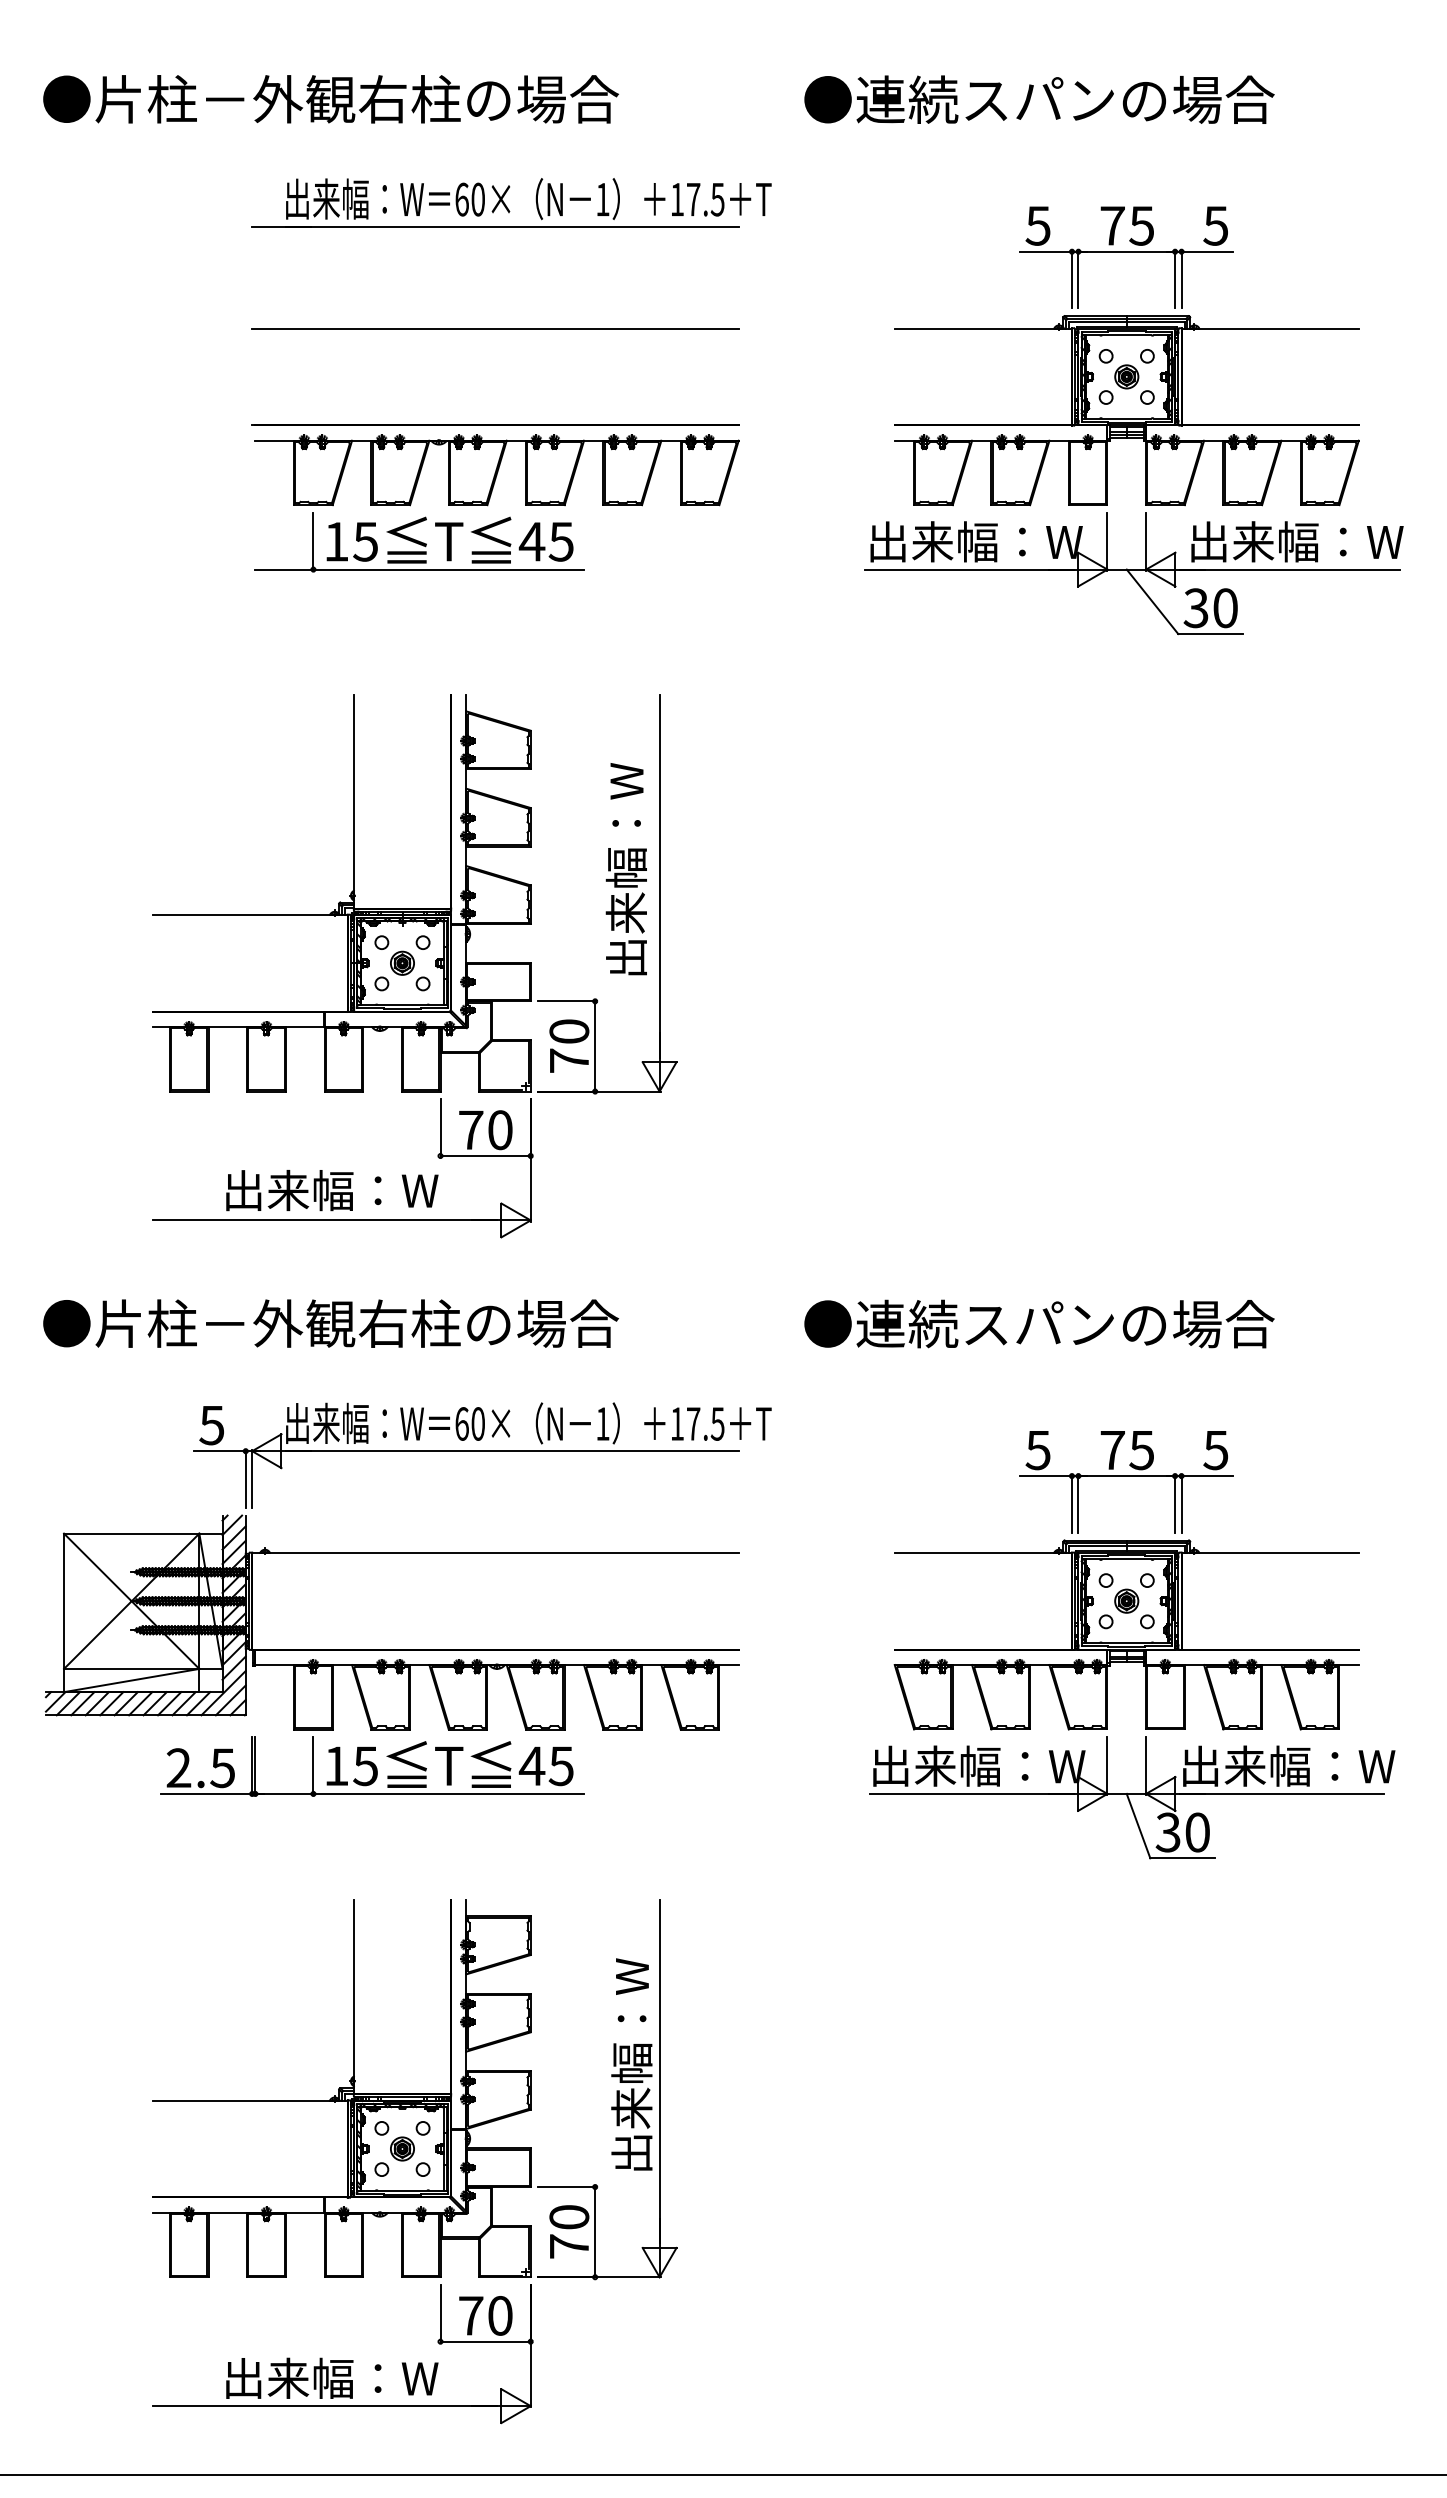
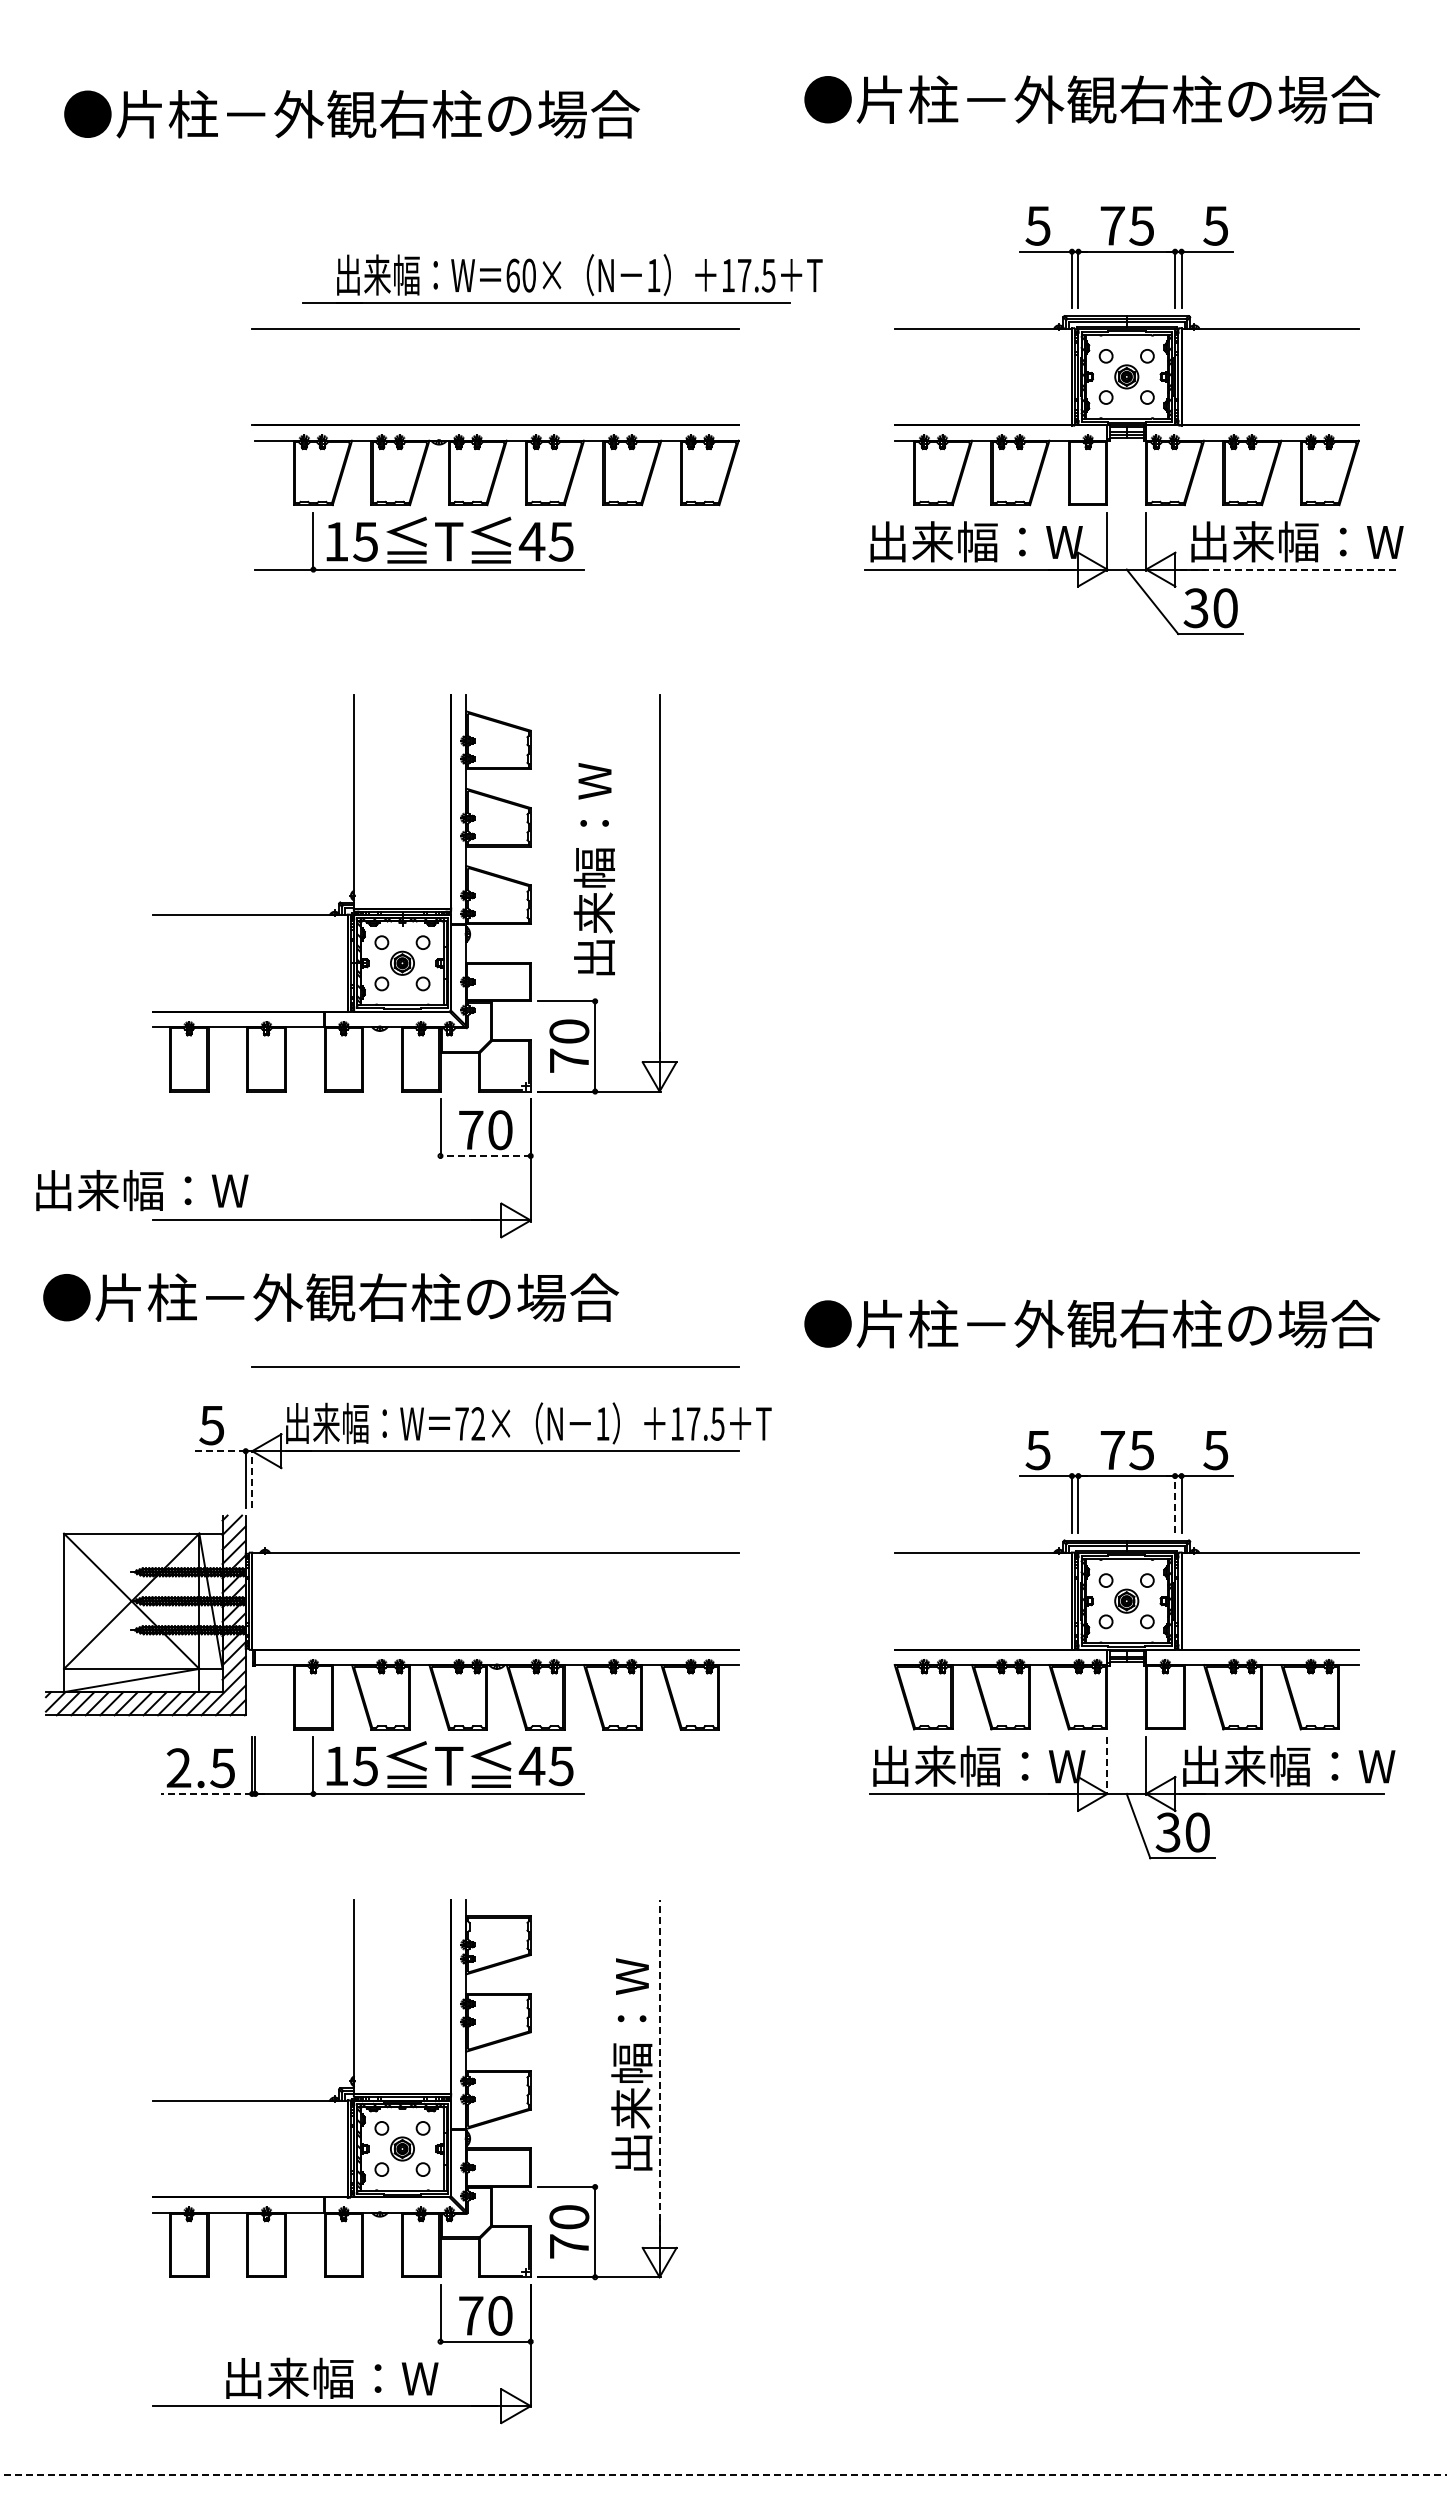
text position: (330, 99) -> (351, 114) (351, 114)
text: ●連続スパンの場合 -> ●片柱－外観右柱の場合 (1118, 99)
part position: (511, 202) -> (562, 278) (562, 278)
line: solid -> dashed (1290, 569)
text position: (625, 869) -> (593, 869) (593, 869)
line: solid -> dashed (485, 1156)
text position: (332, 1190) -> (142, 1190) (142, 1190)
text position: (331, 1323) -> (331, 1297) (331, 1297)
text: ●連続スパンの場合 -> ●片柱－外観右柱の場合 (1118, 1323)
line: none -> present (495, 1366)
text: 60× -> 72× (469, 1423)
line: solid -> dashed (219, 1451)
line: solid -> dashed (252, 1478)
line: solid -> dashed (1175, 1503)
line: solid -> dashed (1107, 1766)
line: solid -> dashed (206, 1793)
line: solid -> dashed (659, 2071)
line: solid -> dashed (724, 2474)
